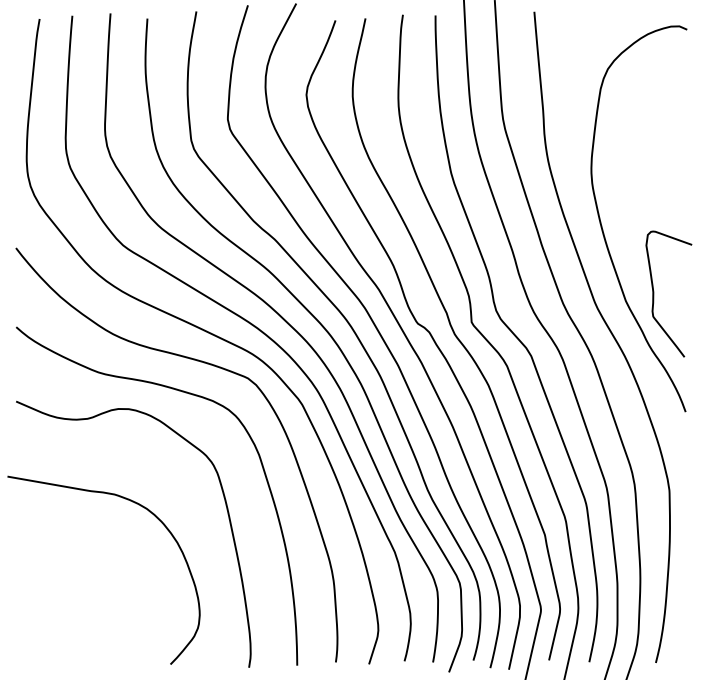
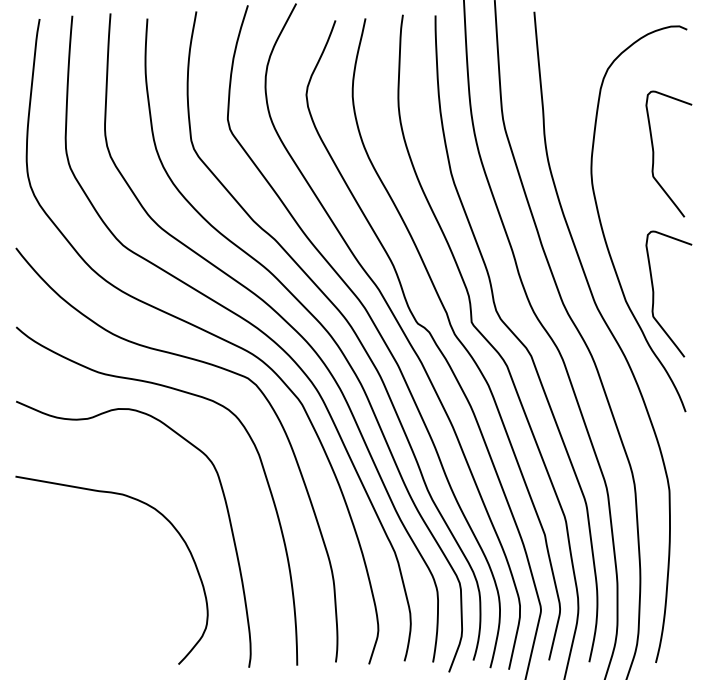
curve: none -> present (654, 153)
curve position: (136, 504) -> (144, 504) (144, 504)
